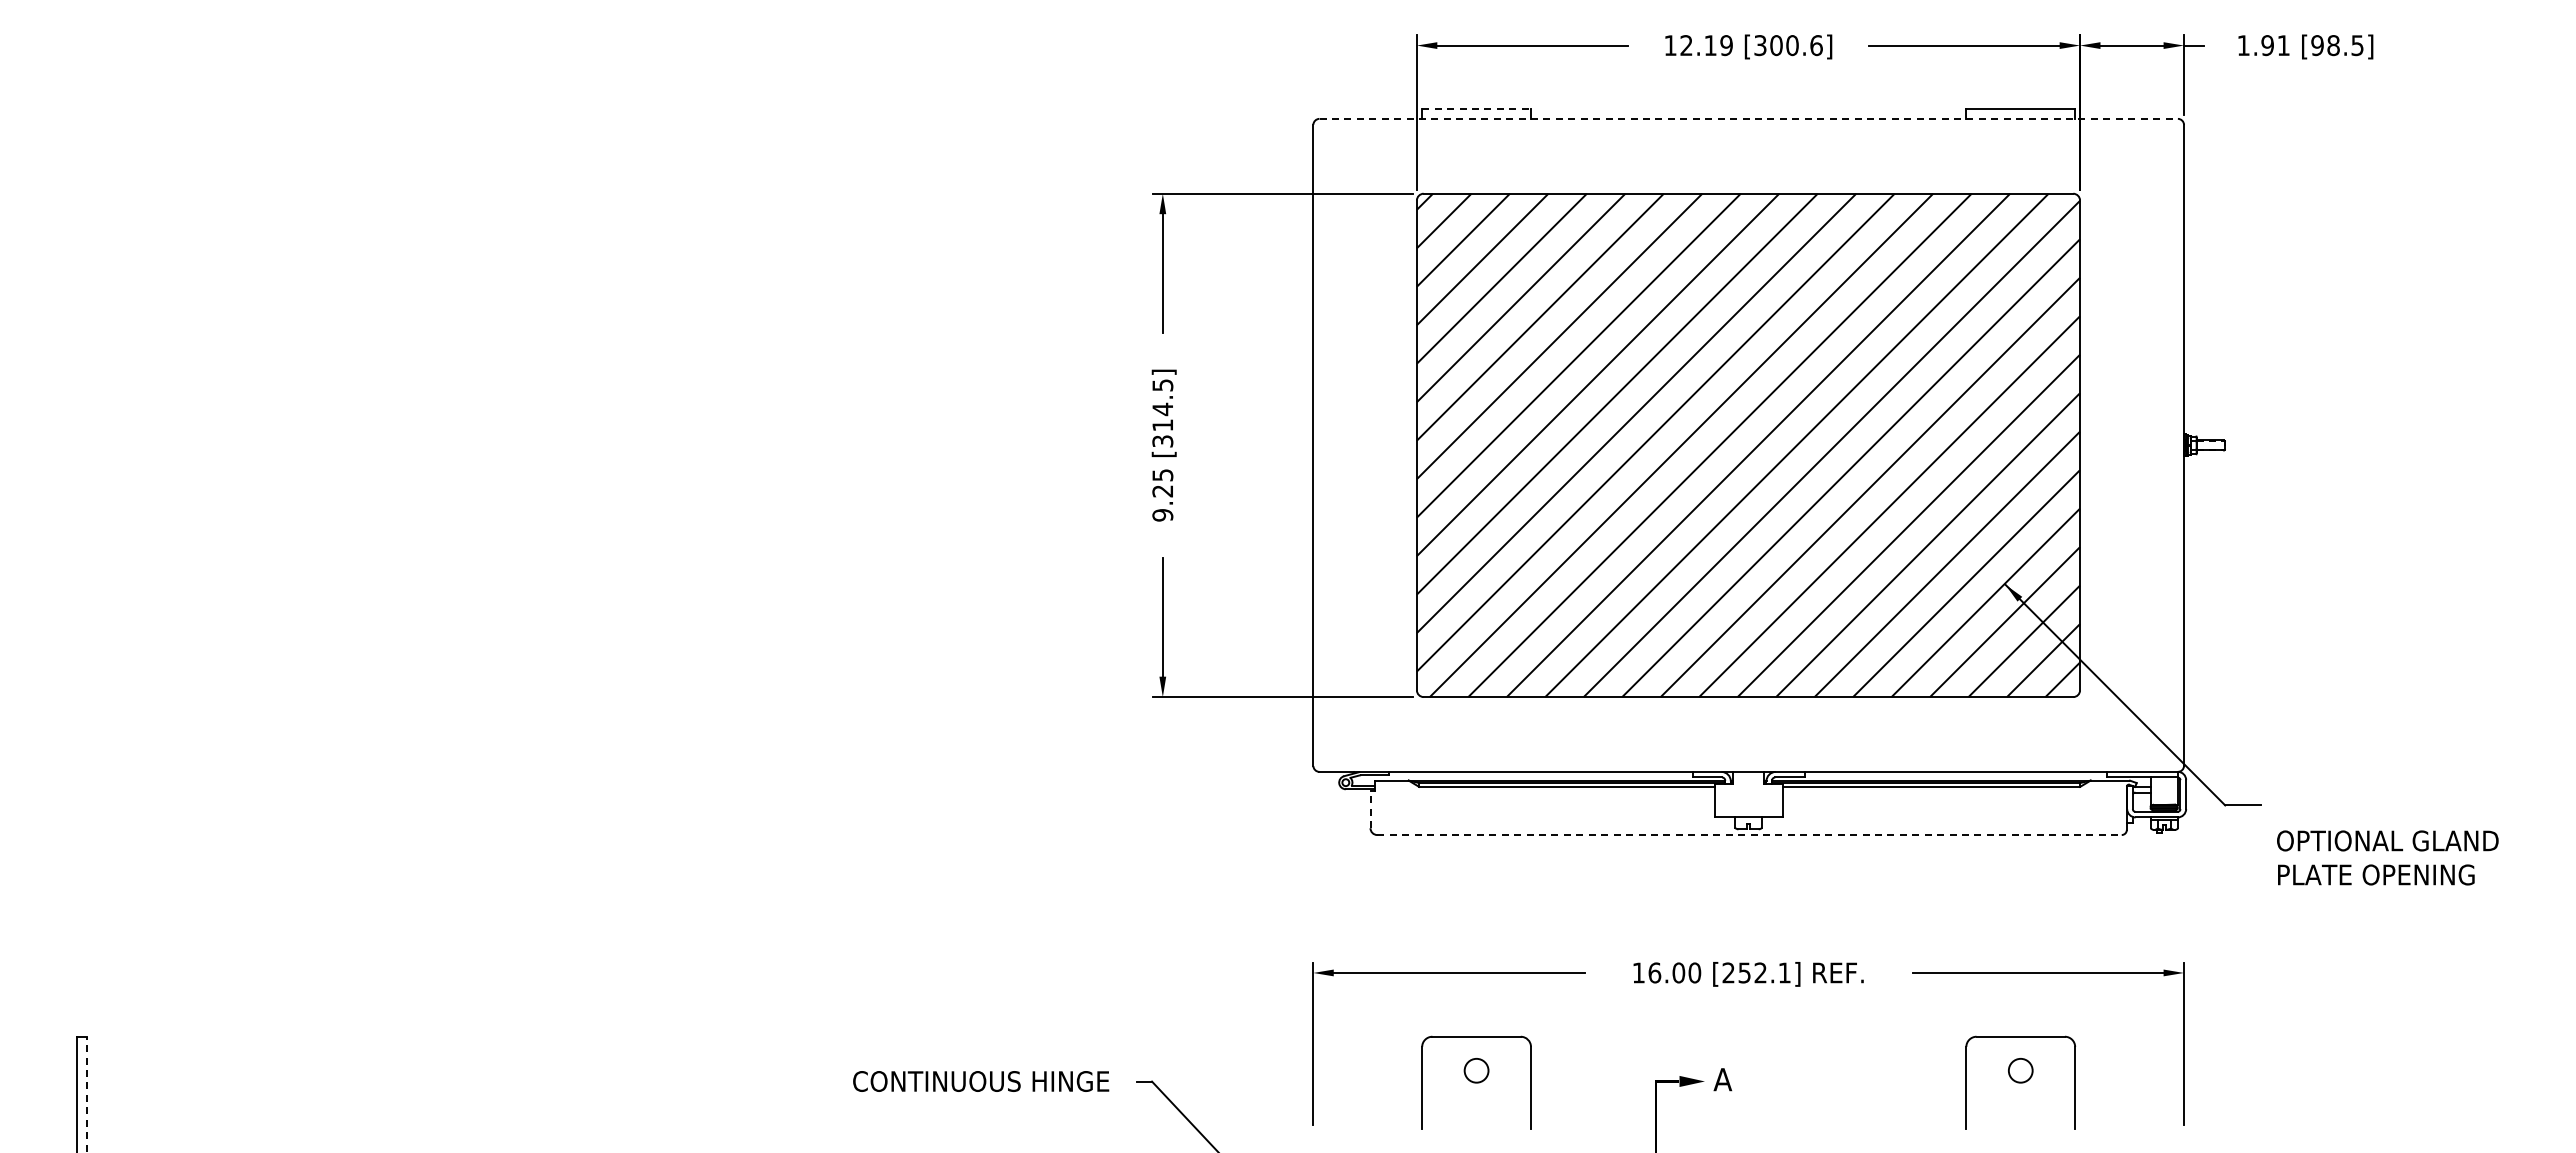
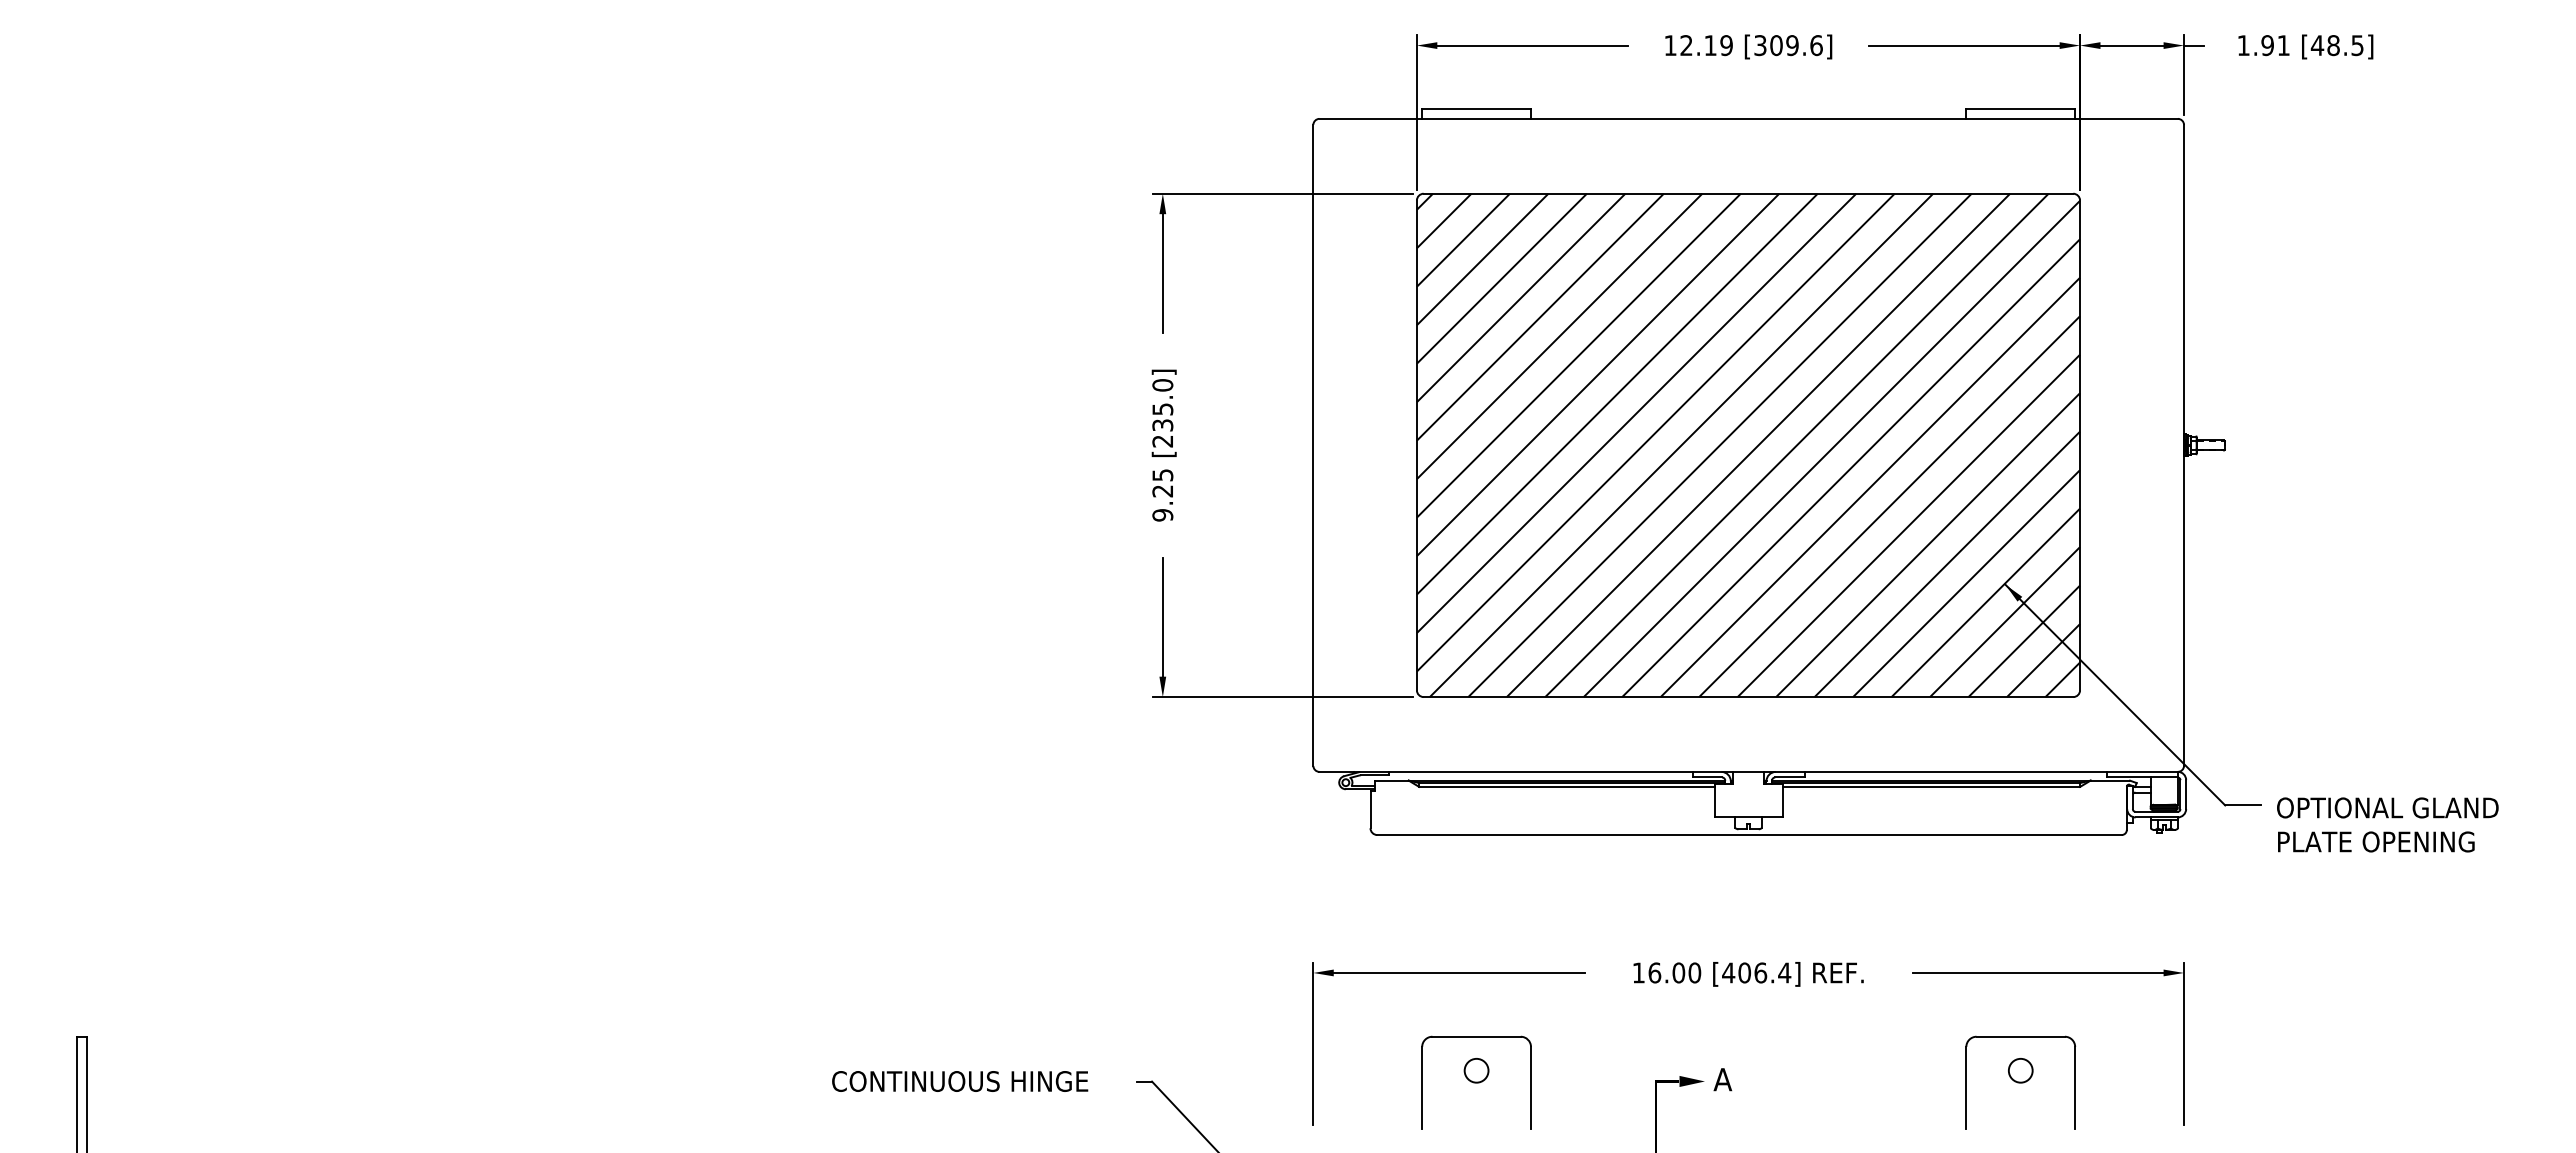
text: [300.6] -> [309.6] (1792, 45)
text: [98.5] -> [48.5] (2317, 45)
line: dashed -> solid (1477, 109)
line: dashed -> solid (1749, 118)
text: [314.5] -> [235.0] (1162, 413)
line: dashed -> solid (1370, 809)
line: dashed -> solid (1750, 835)
text position: (2387, 857) -> (2387, 824) (2387, 824)
text: [252.1] -> [406.4] (1756, 972)
text position: (981, 1081) -> (960, 1081) (960, 1081)
line: dashed -> solid (87, 1094)
